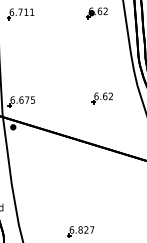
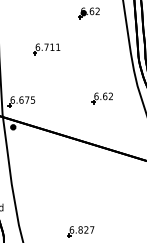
part position: (96, 13) -> (88, 13) (88, 13)
part position: (20, 14) -> (46, 49) (46, 49)
